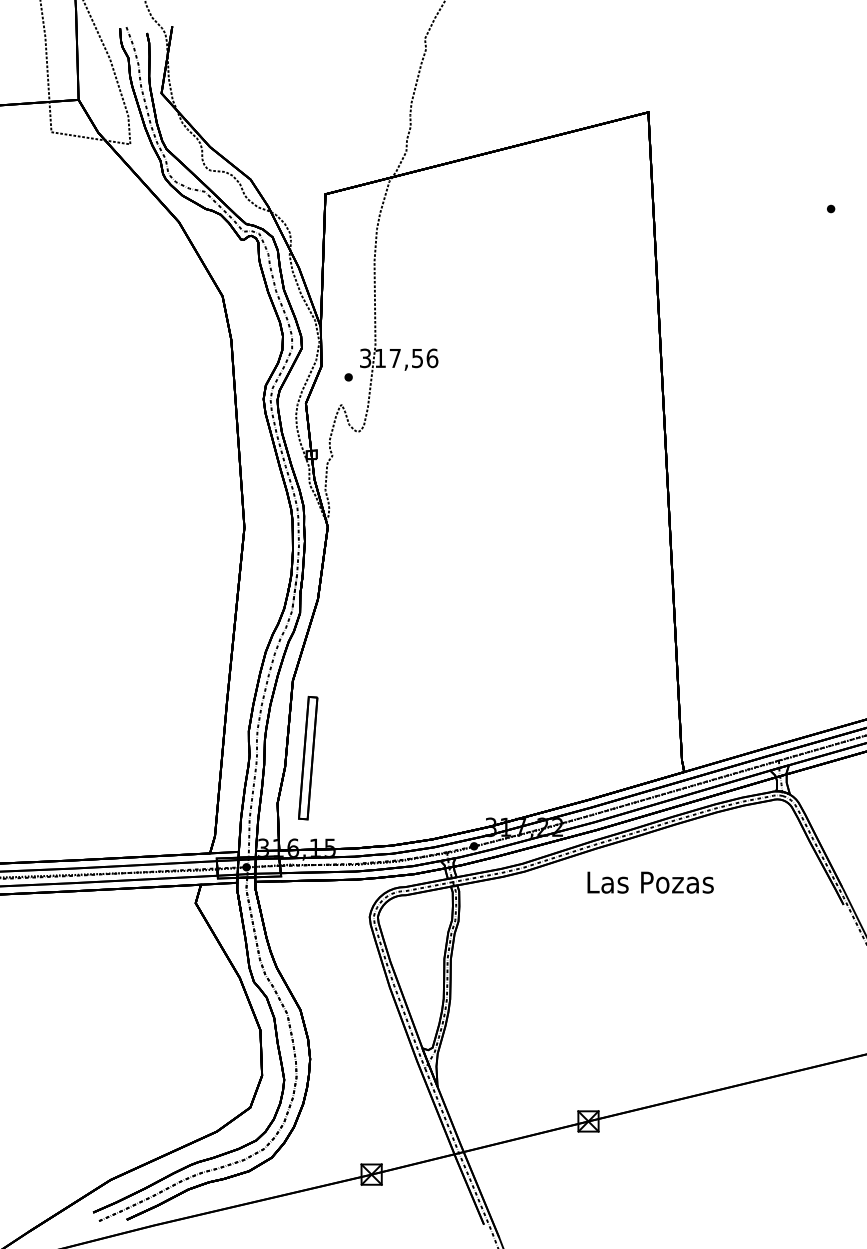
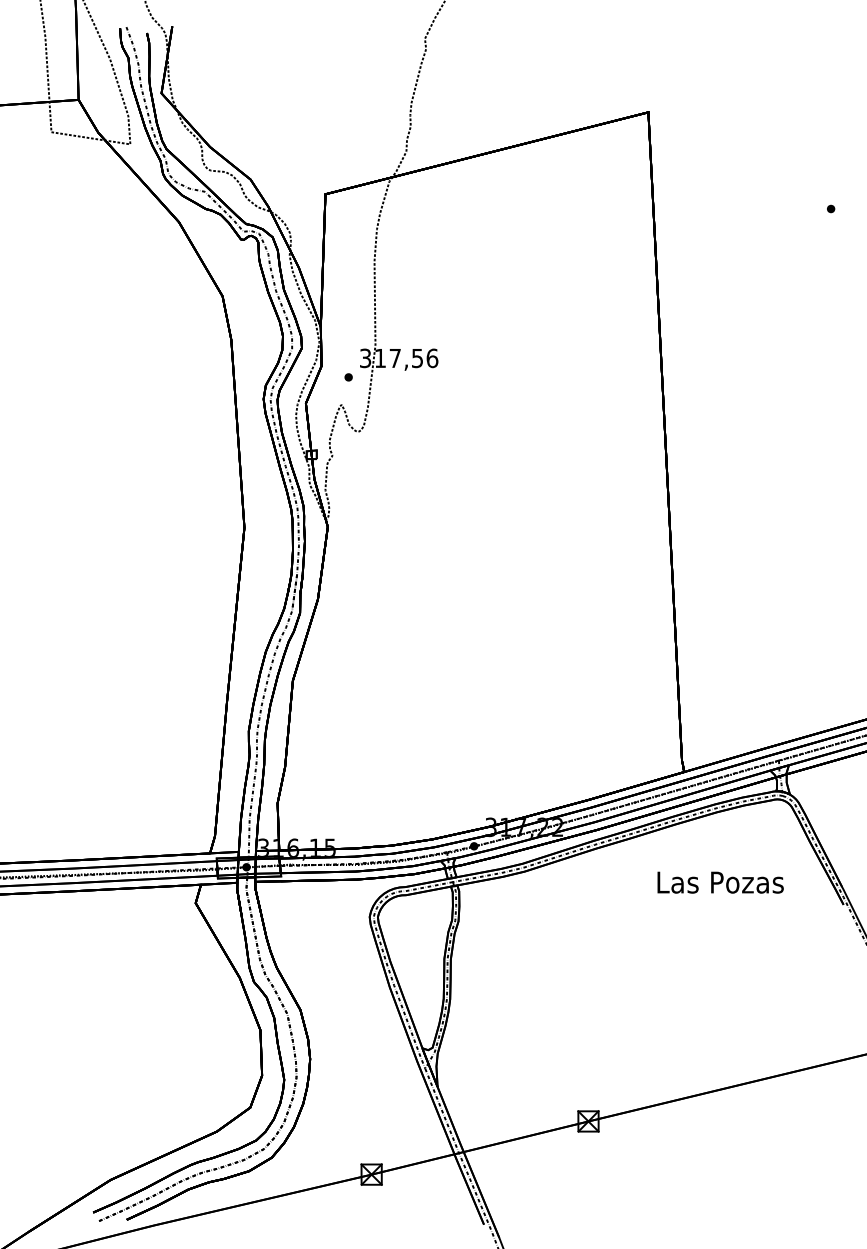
part: present -> none (308, 758)
text position: (650, 882) -> (720, 882) (720, 882)
